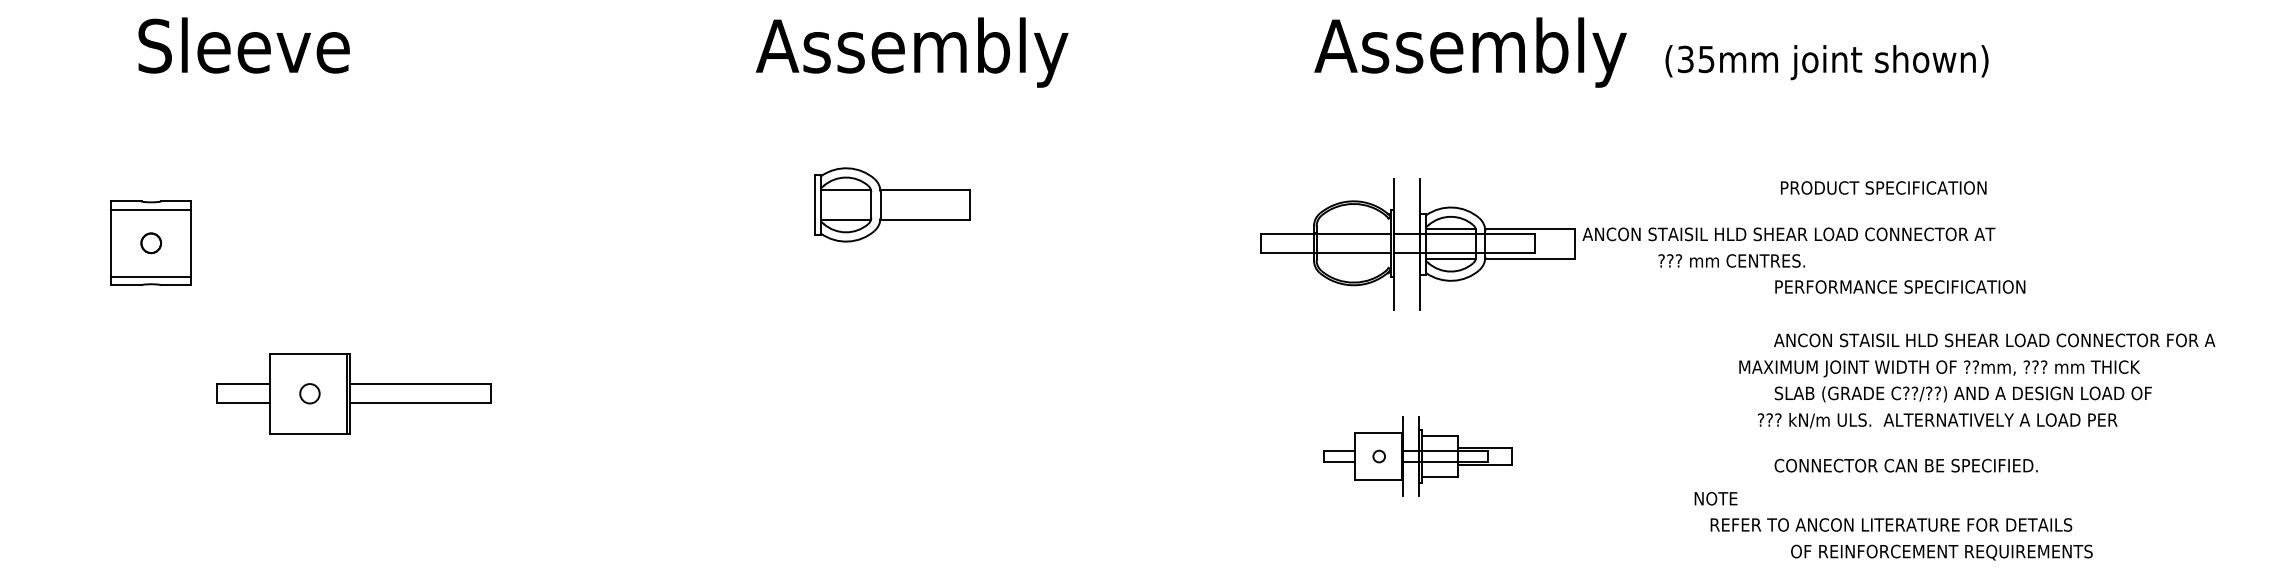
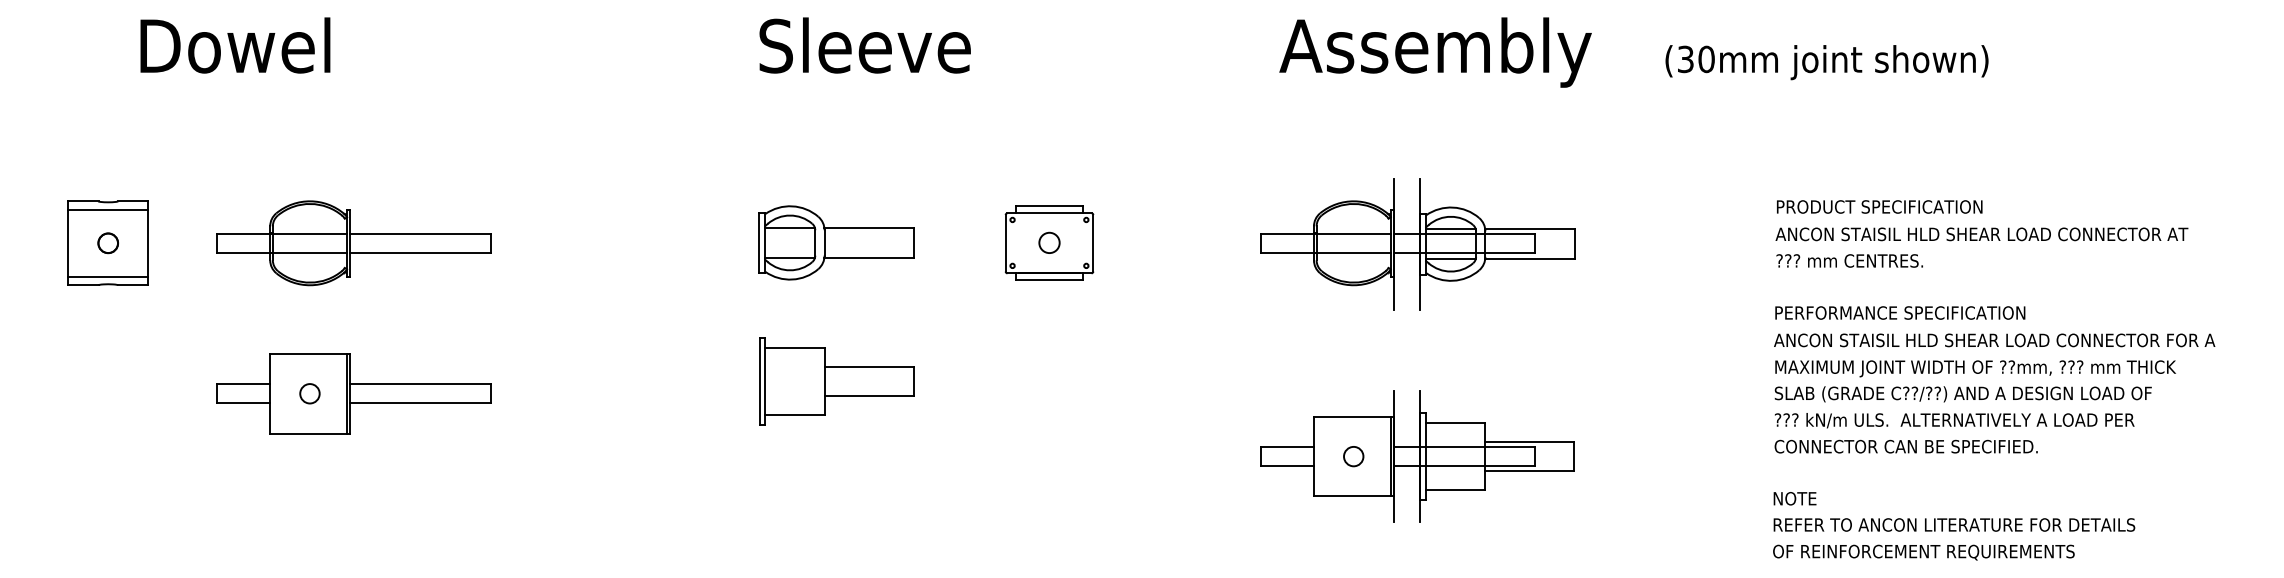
text: Sleeve -> Dowel (243, 45)
text: Assembly -> Sleeve (911, 52)
text position: (1470, 52) -> (1435, 52) (1435, 52)
text: (35mm -> (30mm (1706, 59)
text position: (1883, 187) -> (1879, 206) (1879, 206)
part position: (892, 204) -> (836, 242) (836, 242)
text position: (1788, 234) -> (1981, 234) (1981, 234)
part position: (150, 242) -> (107, 242) (107, 242)
part: none -> present (1049, 242)
part: none -> present (353, 243)
text position: (1731, 260) -> (1849, 260) (1849, 260)
text position: (1900, 286) -> (1900, 312) (1900, 312)
text position: (1939, 368) -> (1975, 368) (1975, 368)
part: none -> present (836, 381)
text position: (1937, 420) -> (1954, 420) (1954, 420)
part size: 190x81 px -> 315x133 px (1417, 456)
text position: (1905, 465) -> (1905, 446) (1905, 446)
text position: (1715, 498) -> (1794, 498) (1794, 498)
text position: (1891, 524) -> (1954, 524) (1954, 524)
text position: (1941, 552) -> (1923, 552) (1923, 552)
